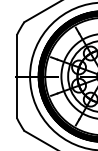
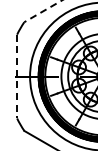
line: solid -> dashed (43, 11)
line: solid -> dashed (17, 76)
